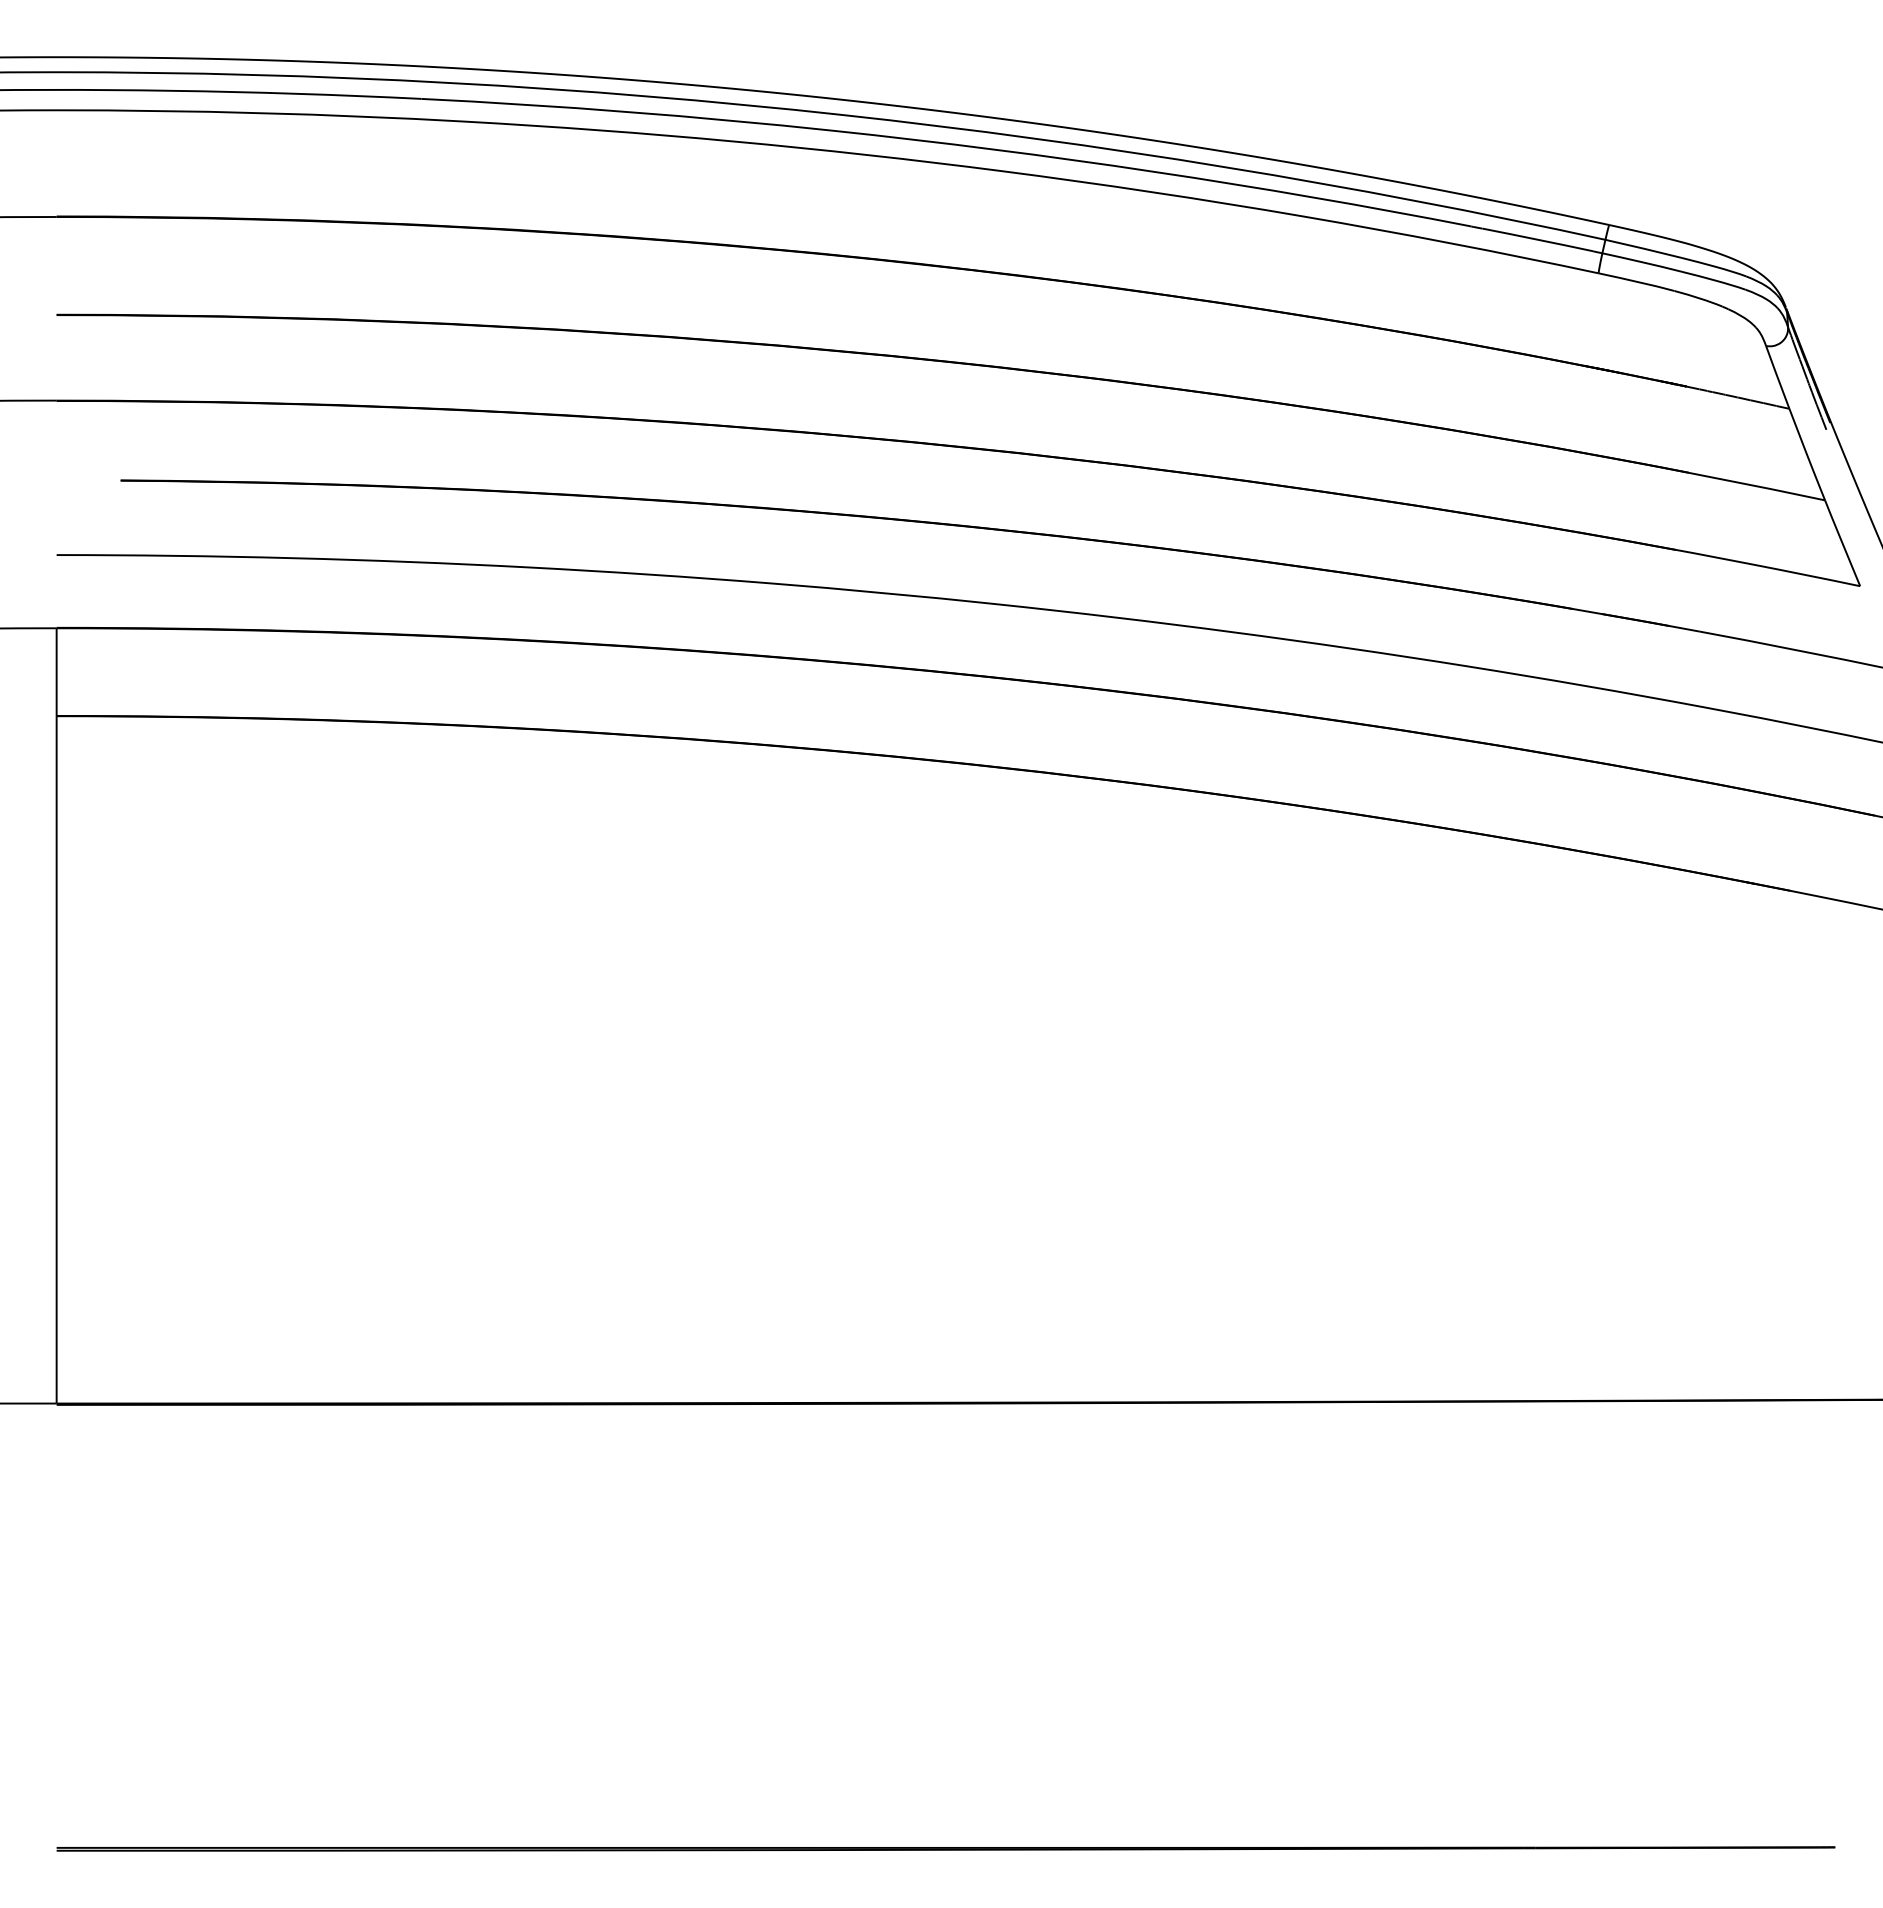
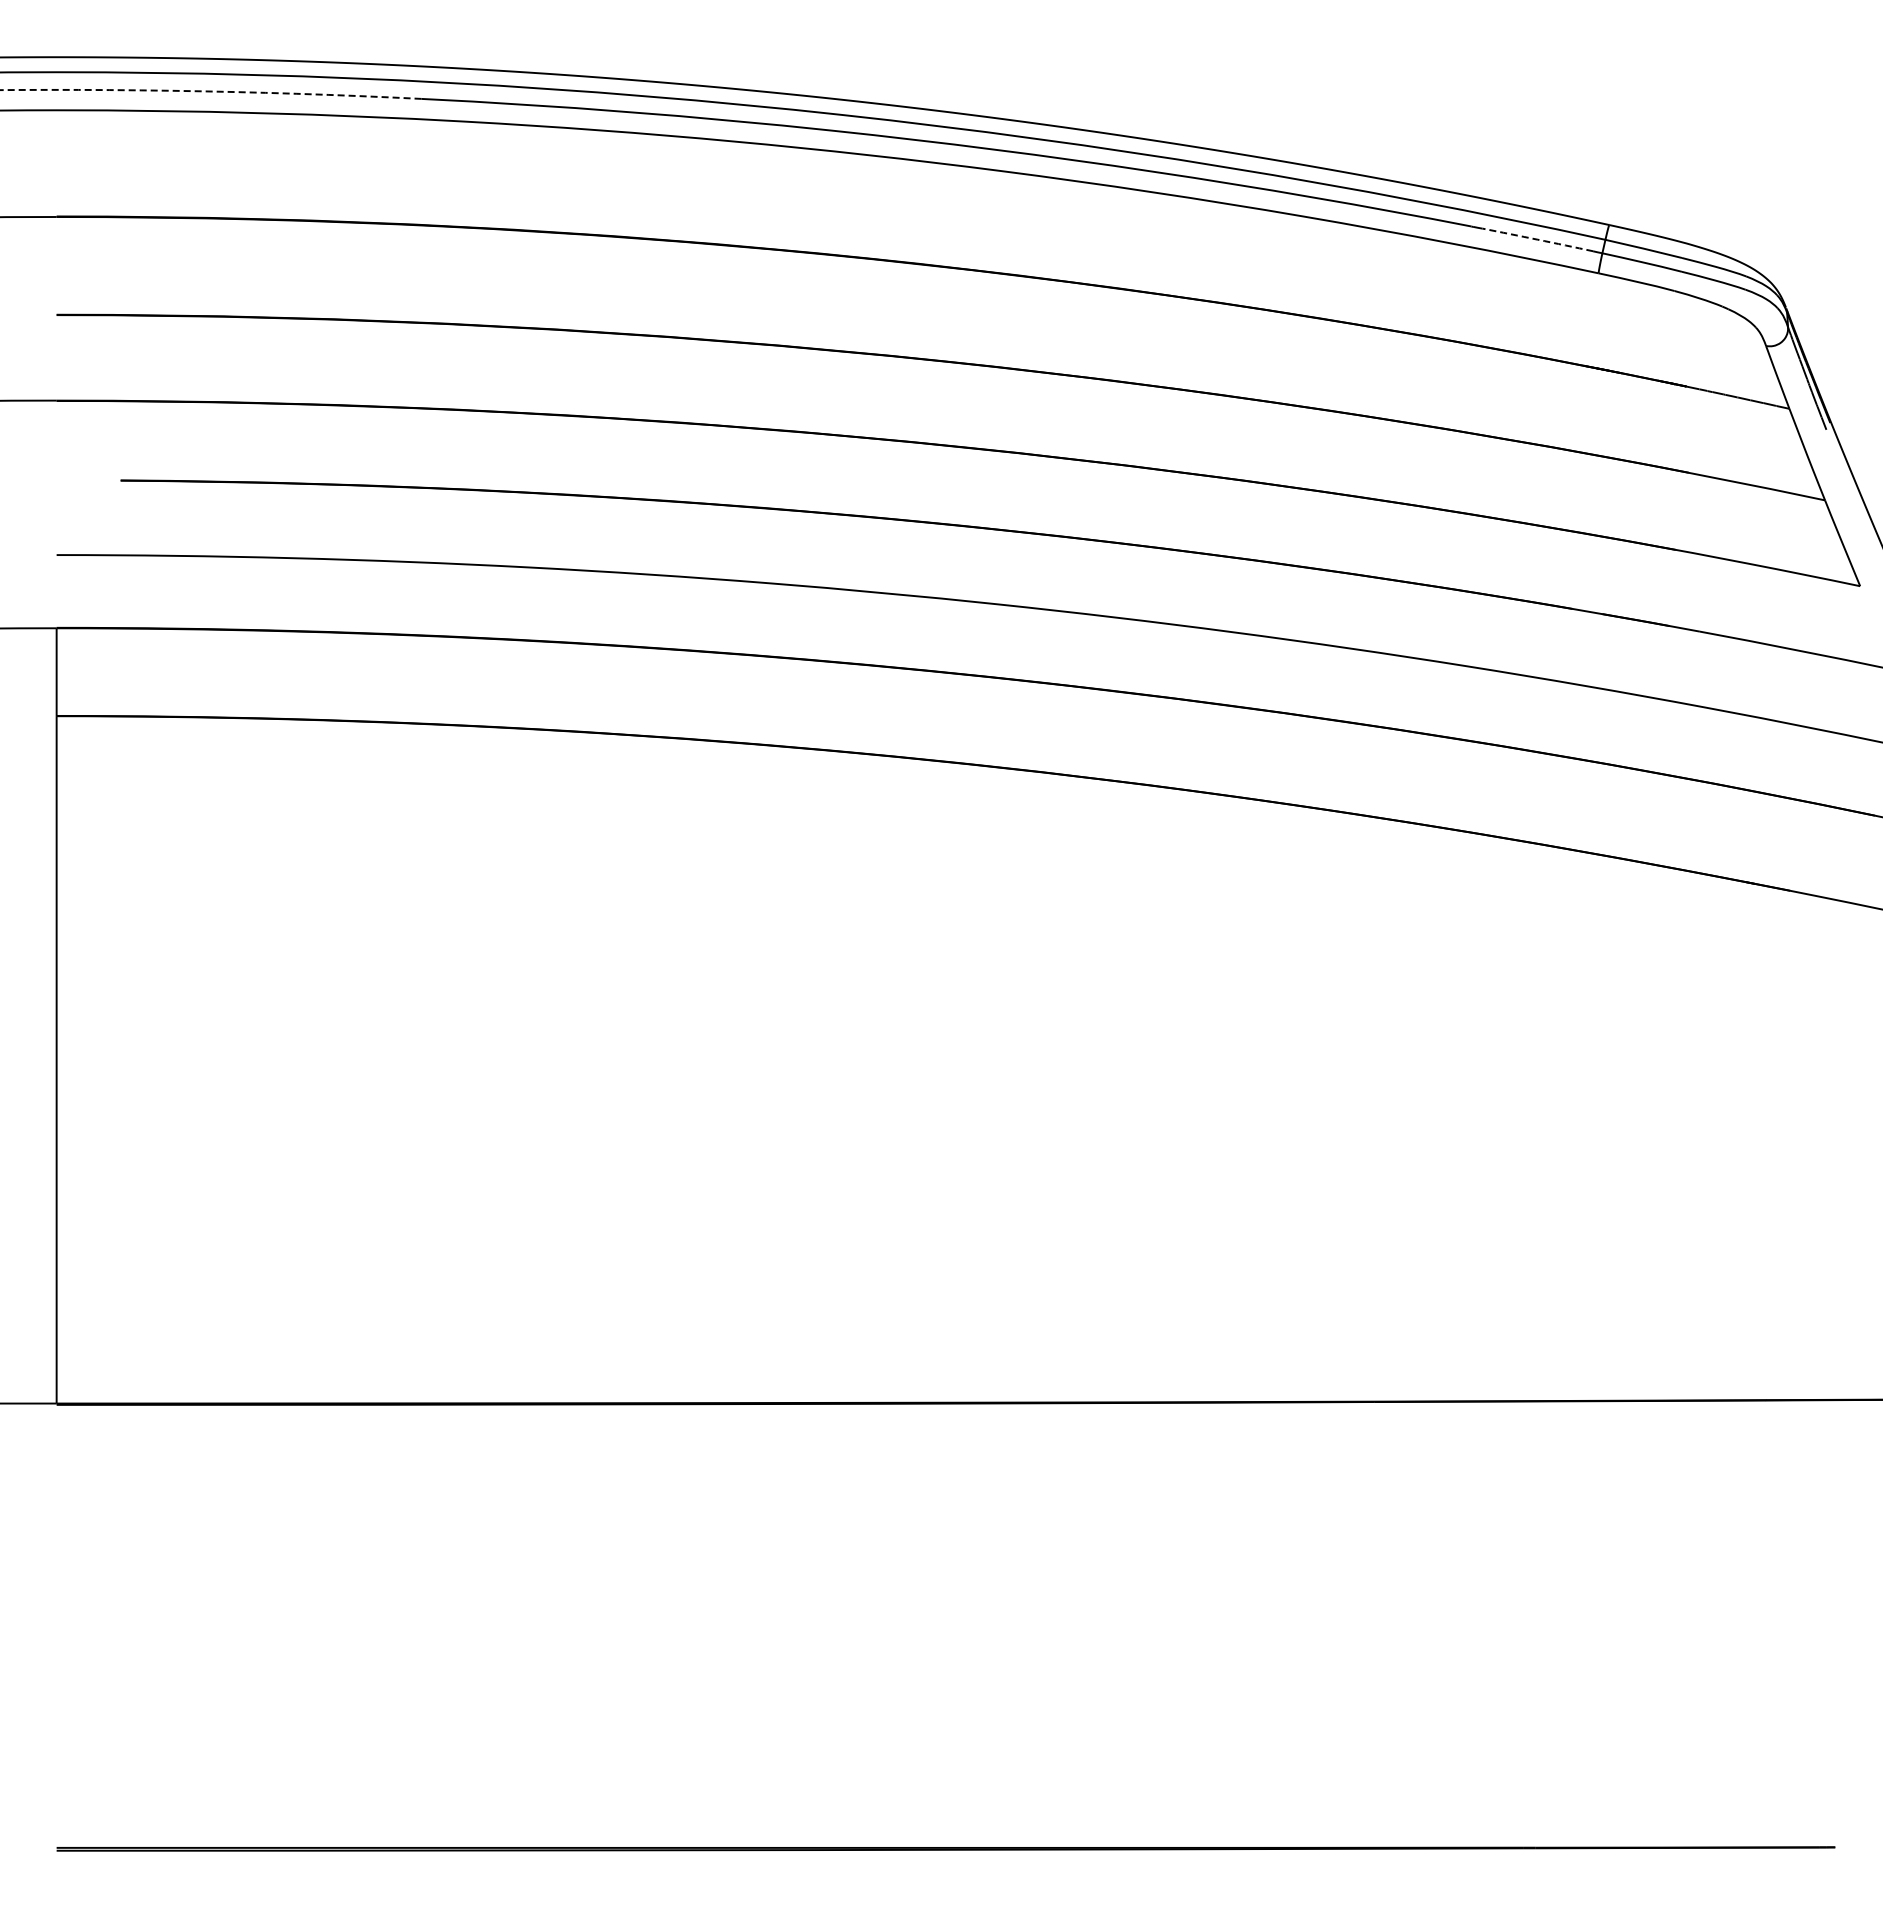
arc: solid -> dashed (210, 91)
arc: solid -> dashed (1537, 239)
